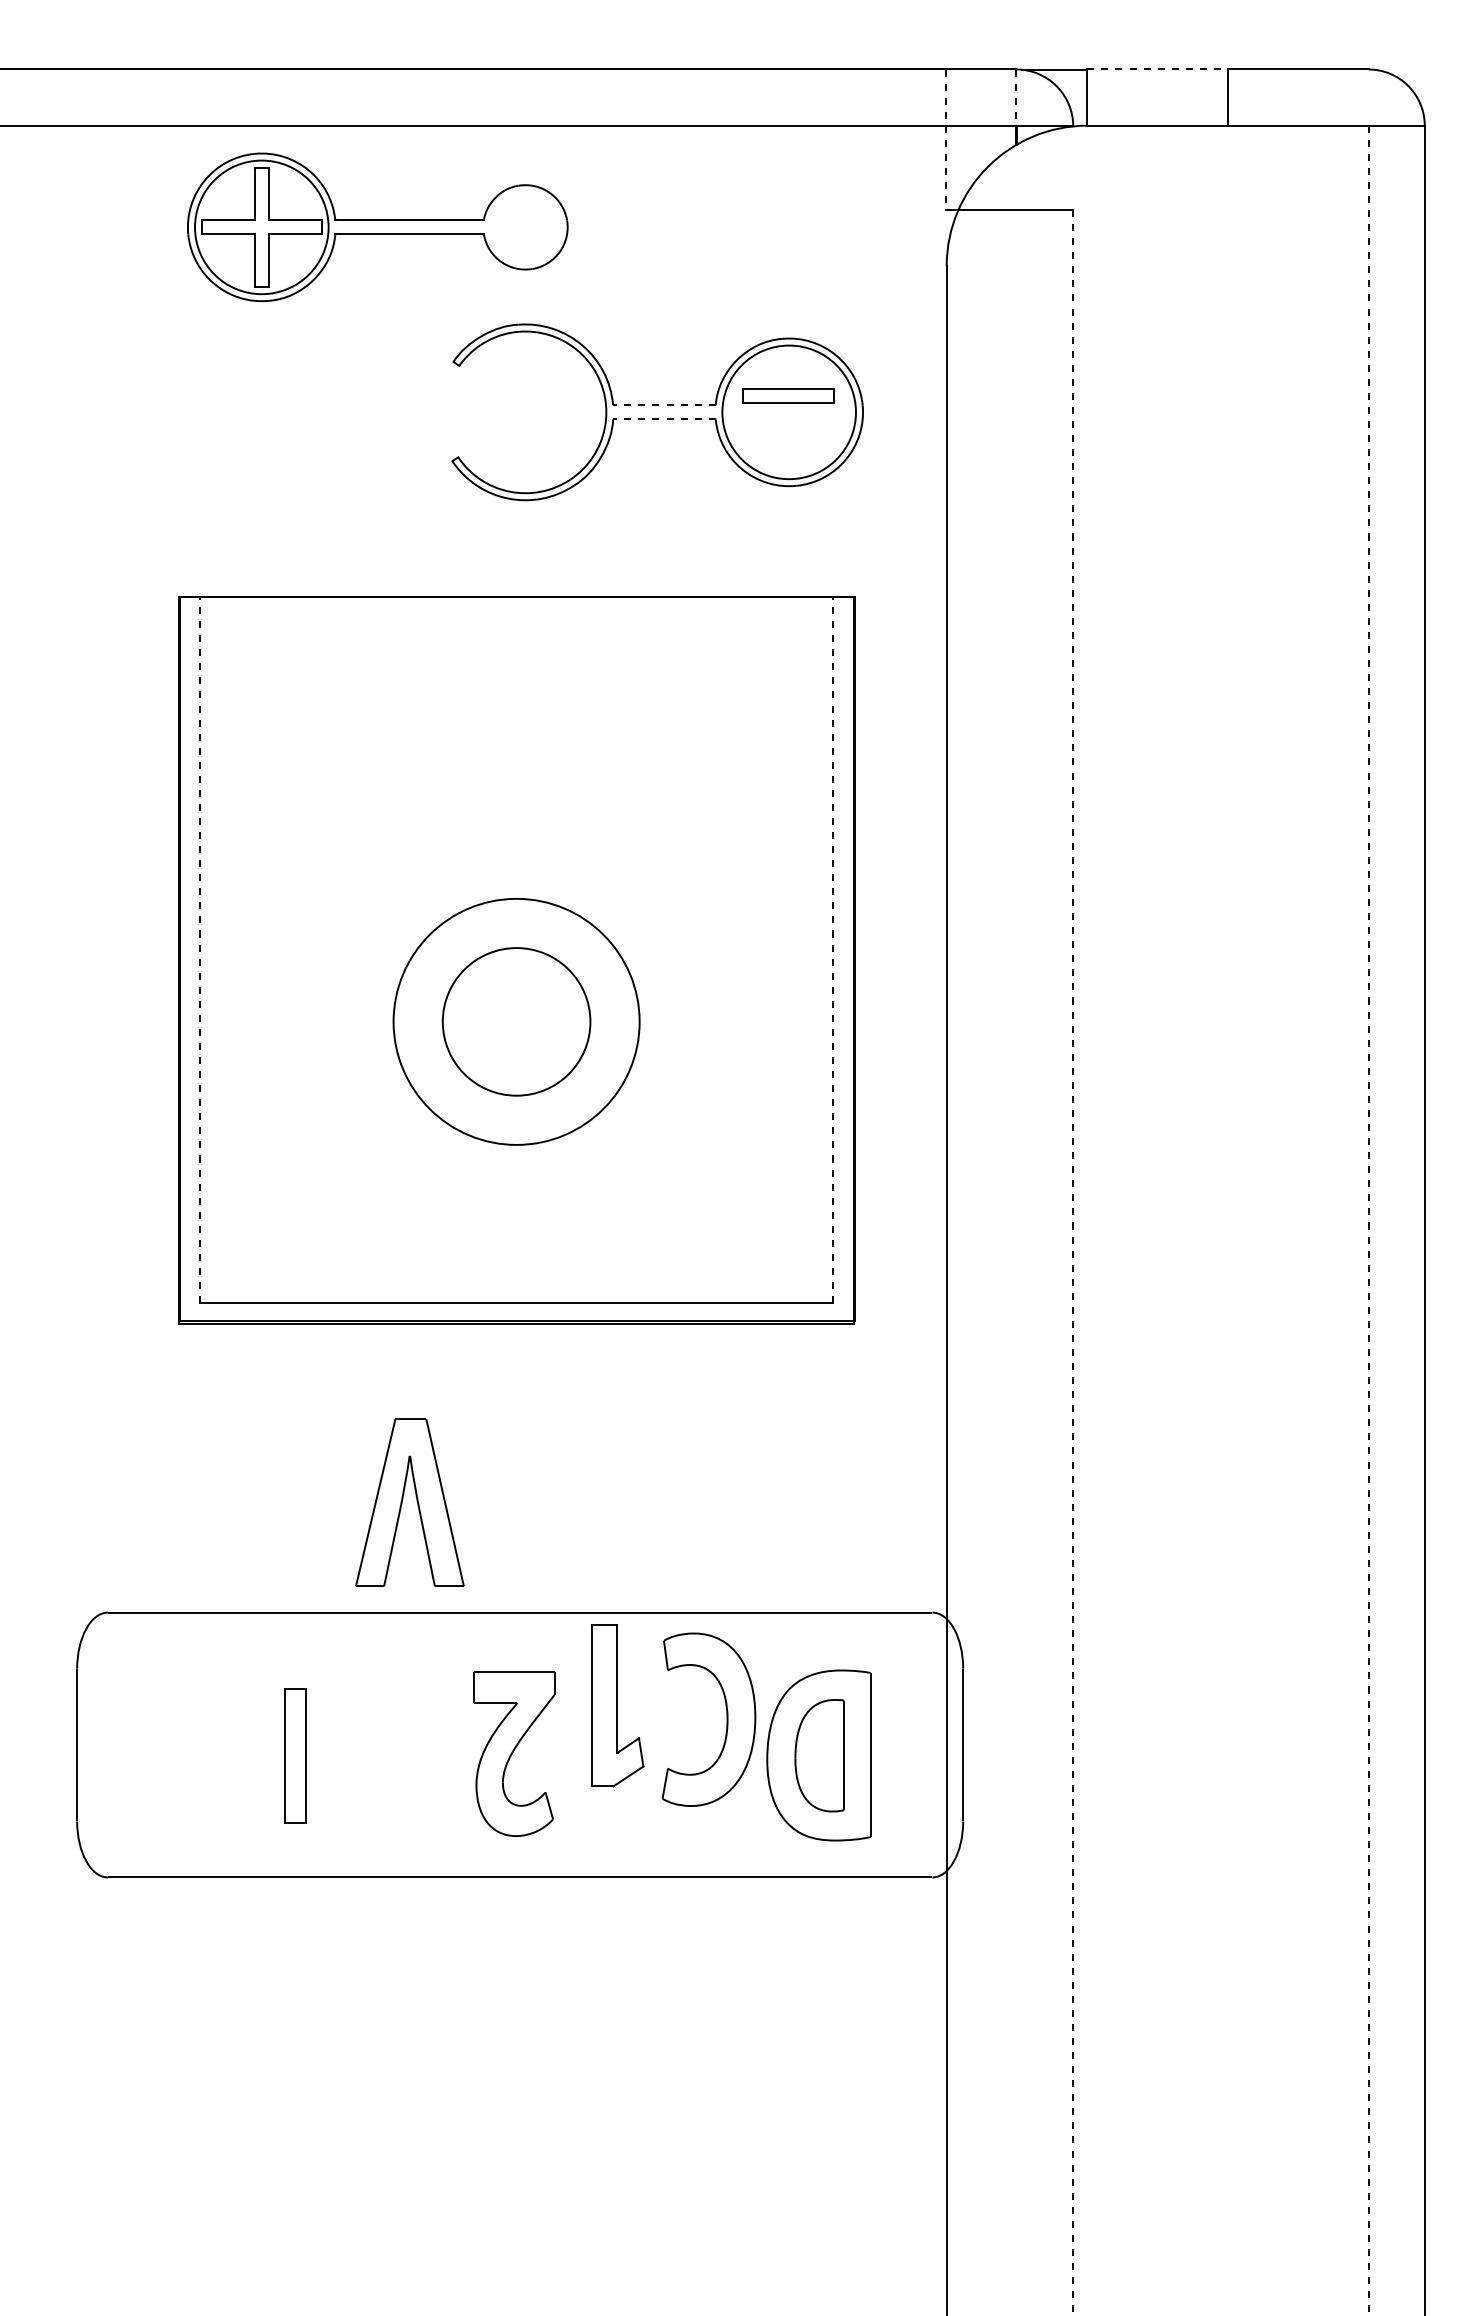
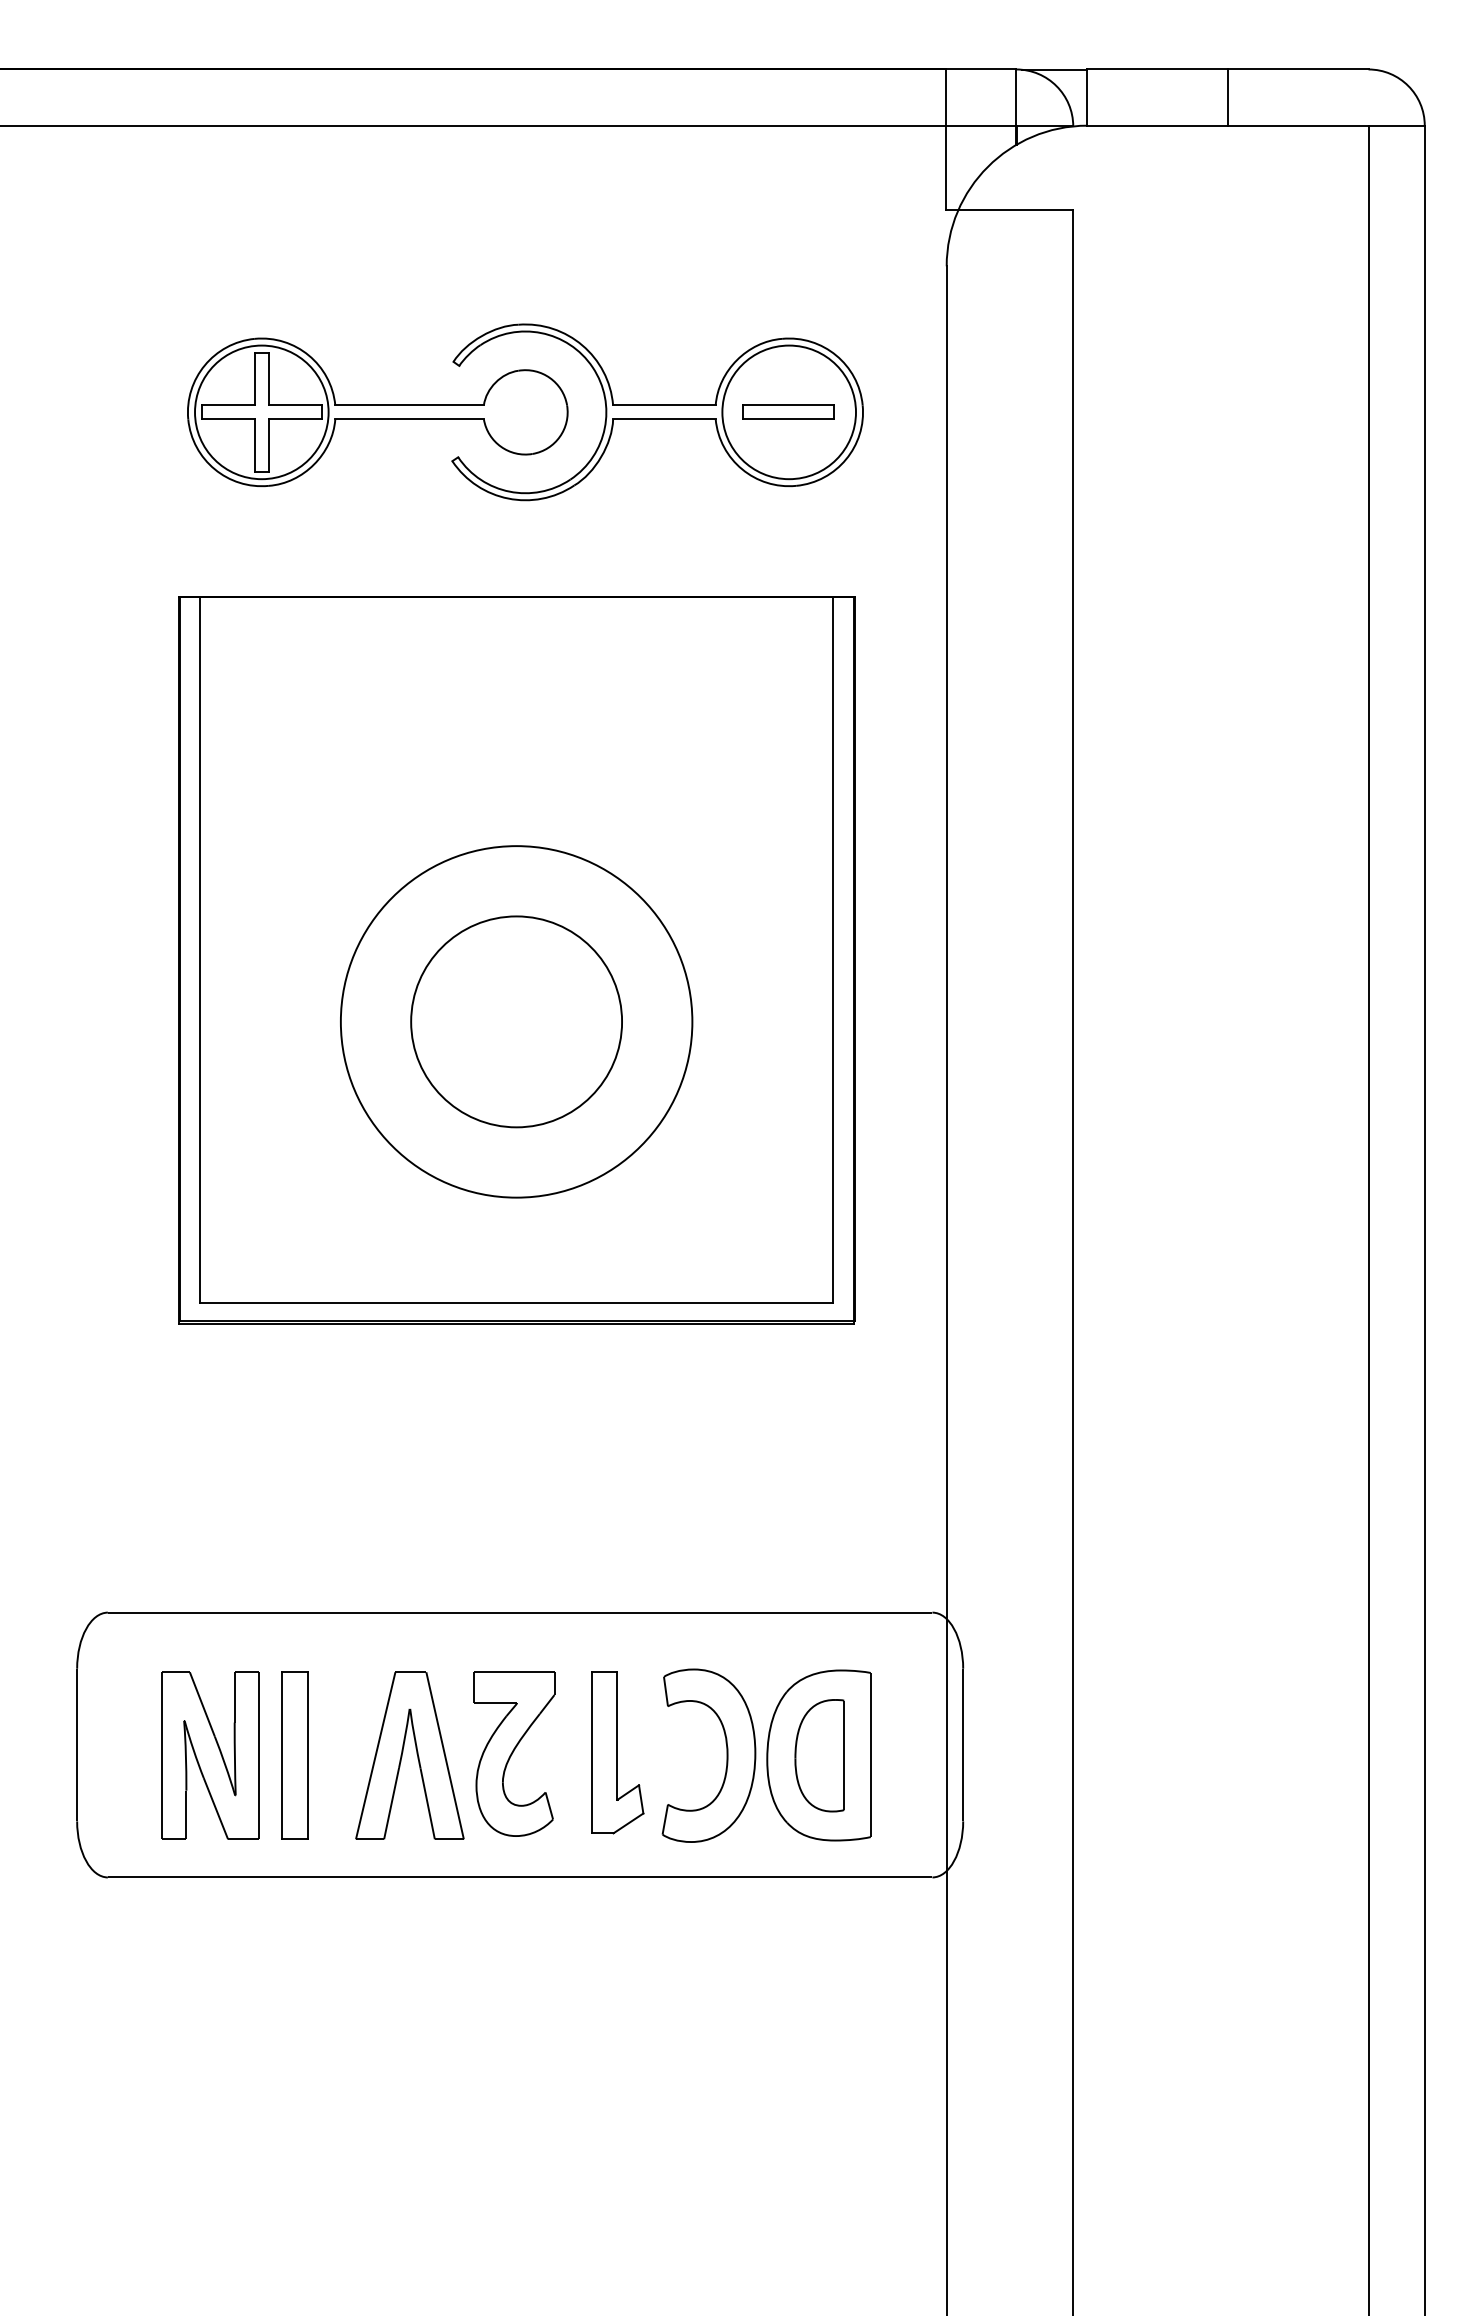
line: dashed -> solid (1158, 69)
line: dashed -> solid (1016, 98)
line: dashed -> solid (945, 140)
part position: (377, 227) -> (377, 412) (377, 412)
part position: (788, 395) -> (788, 411) (788, 411)
line: dashed -> solid (663, 405)
line: dashed -> solid (663, 419)
line: dashed -> solid (200, 950)
line: dashed -> solid (833, 950)
circle diameter: 148 px -> 211 px (516, 1021)
circle diameter: 246 px -> 352 px (516, 1021)
line: dashed -> solid (1368, 1220)
line: dashed -> solid (1073, 1262)
part position: (403, 1499) -> (403, 1752) (403, 1752)
part position: (617, 1705) -> (617, 1752) (617, 1752)
part position: (726, 1719) -> (726, 1755) (726, 1755)
part: none -> present (210, 1755)
part size: 23x136 px -> 28x169 px (294, 1755)
